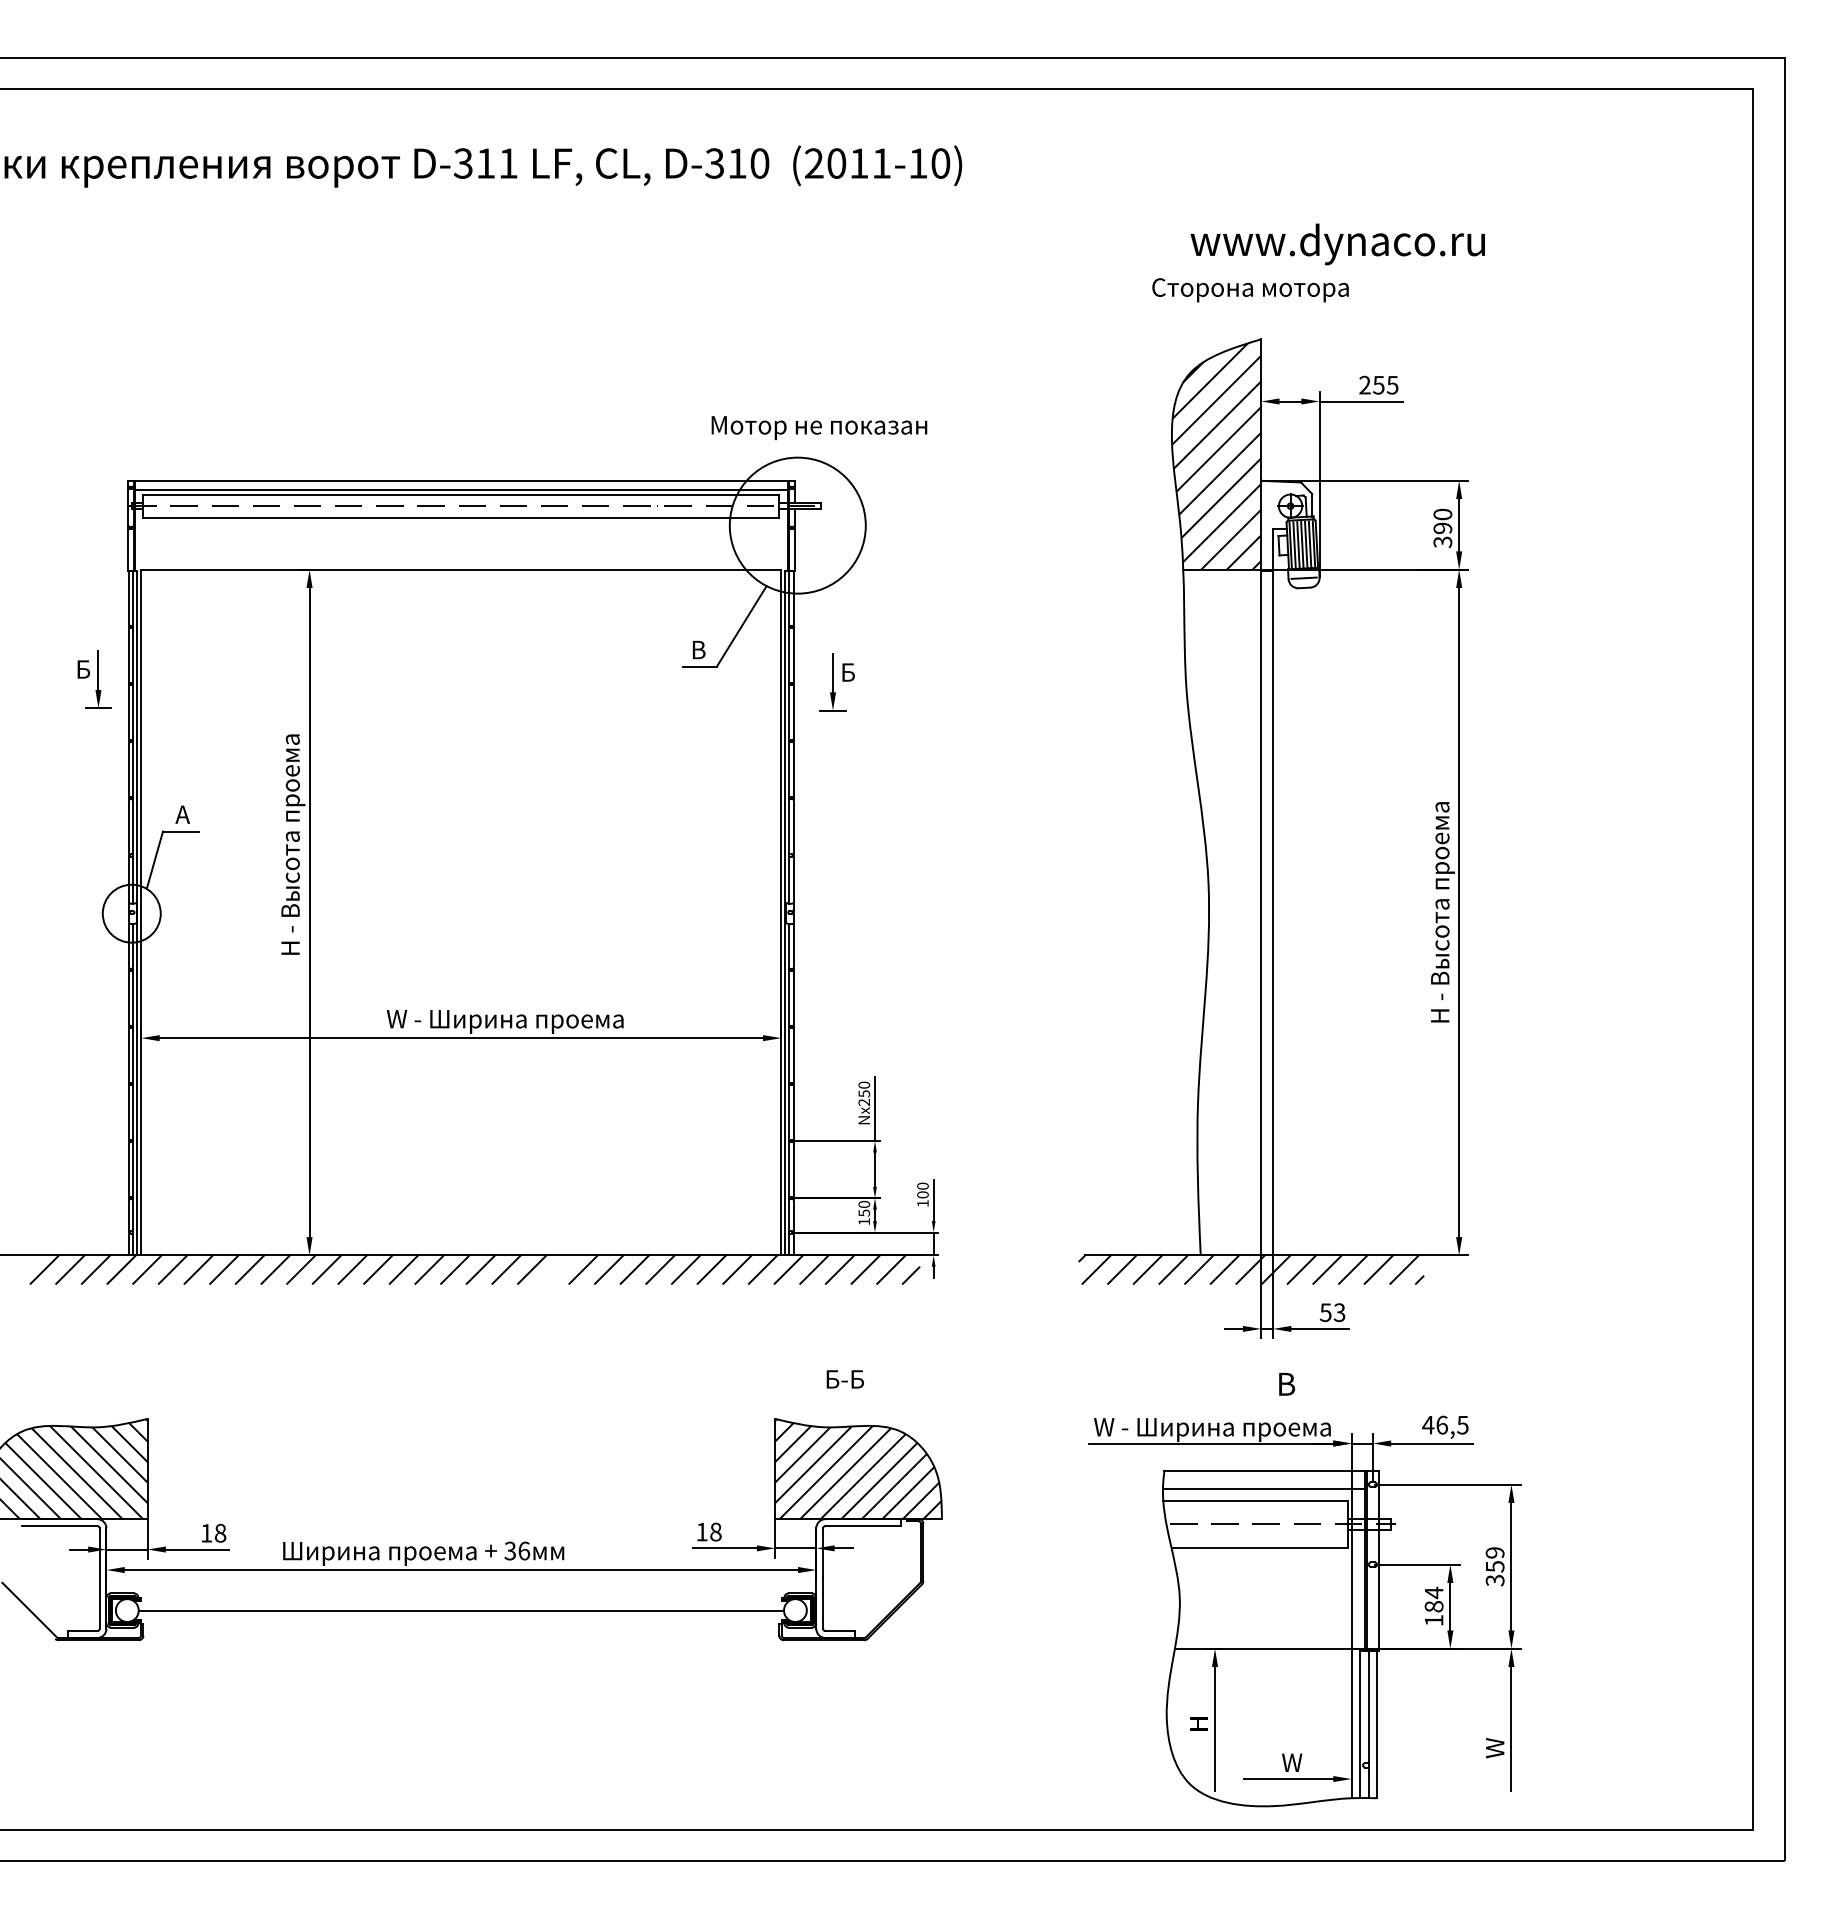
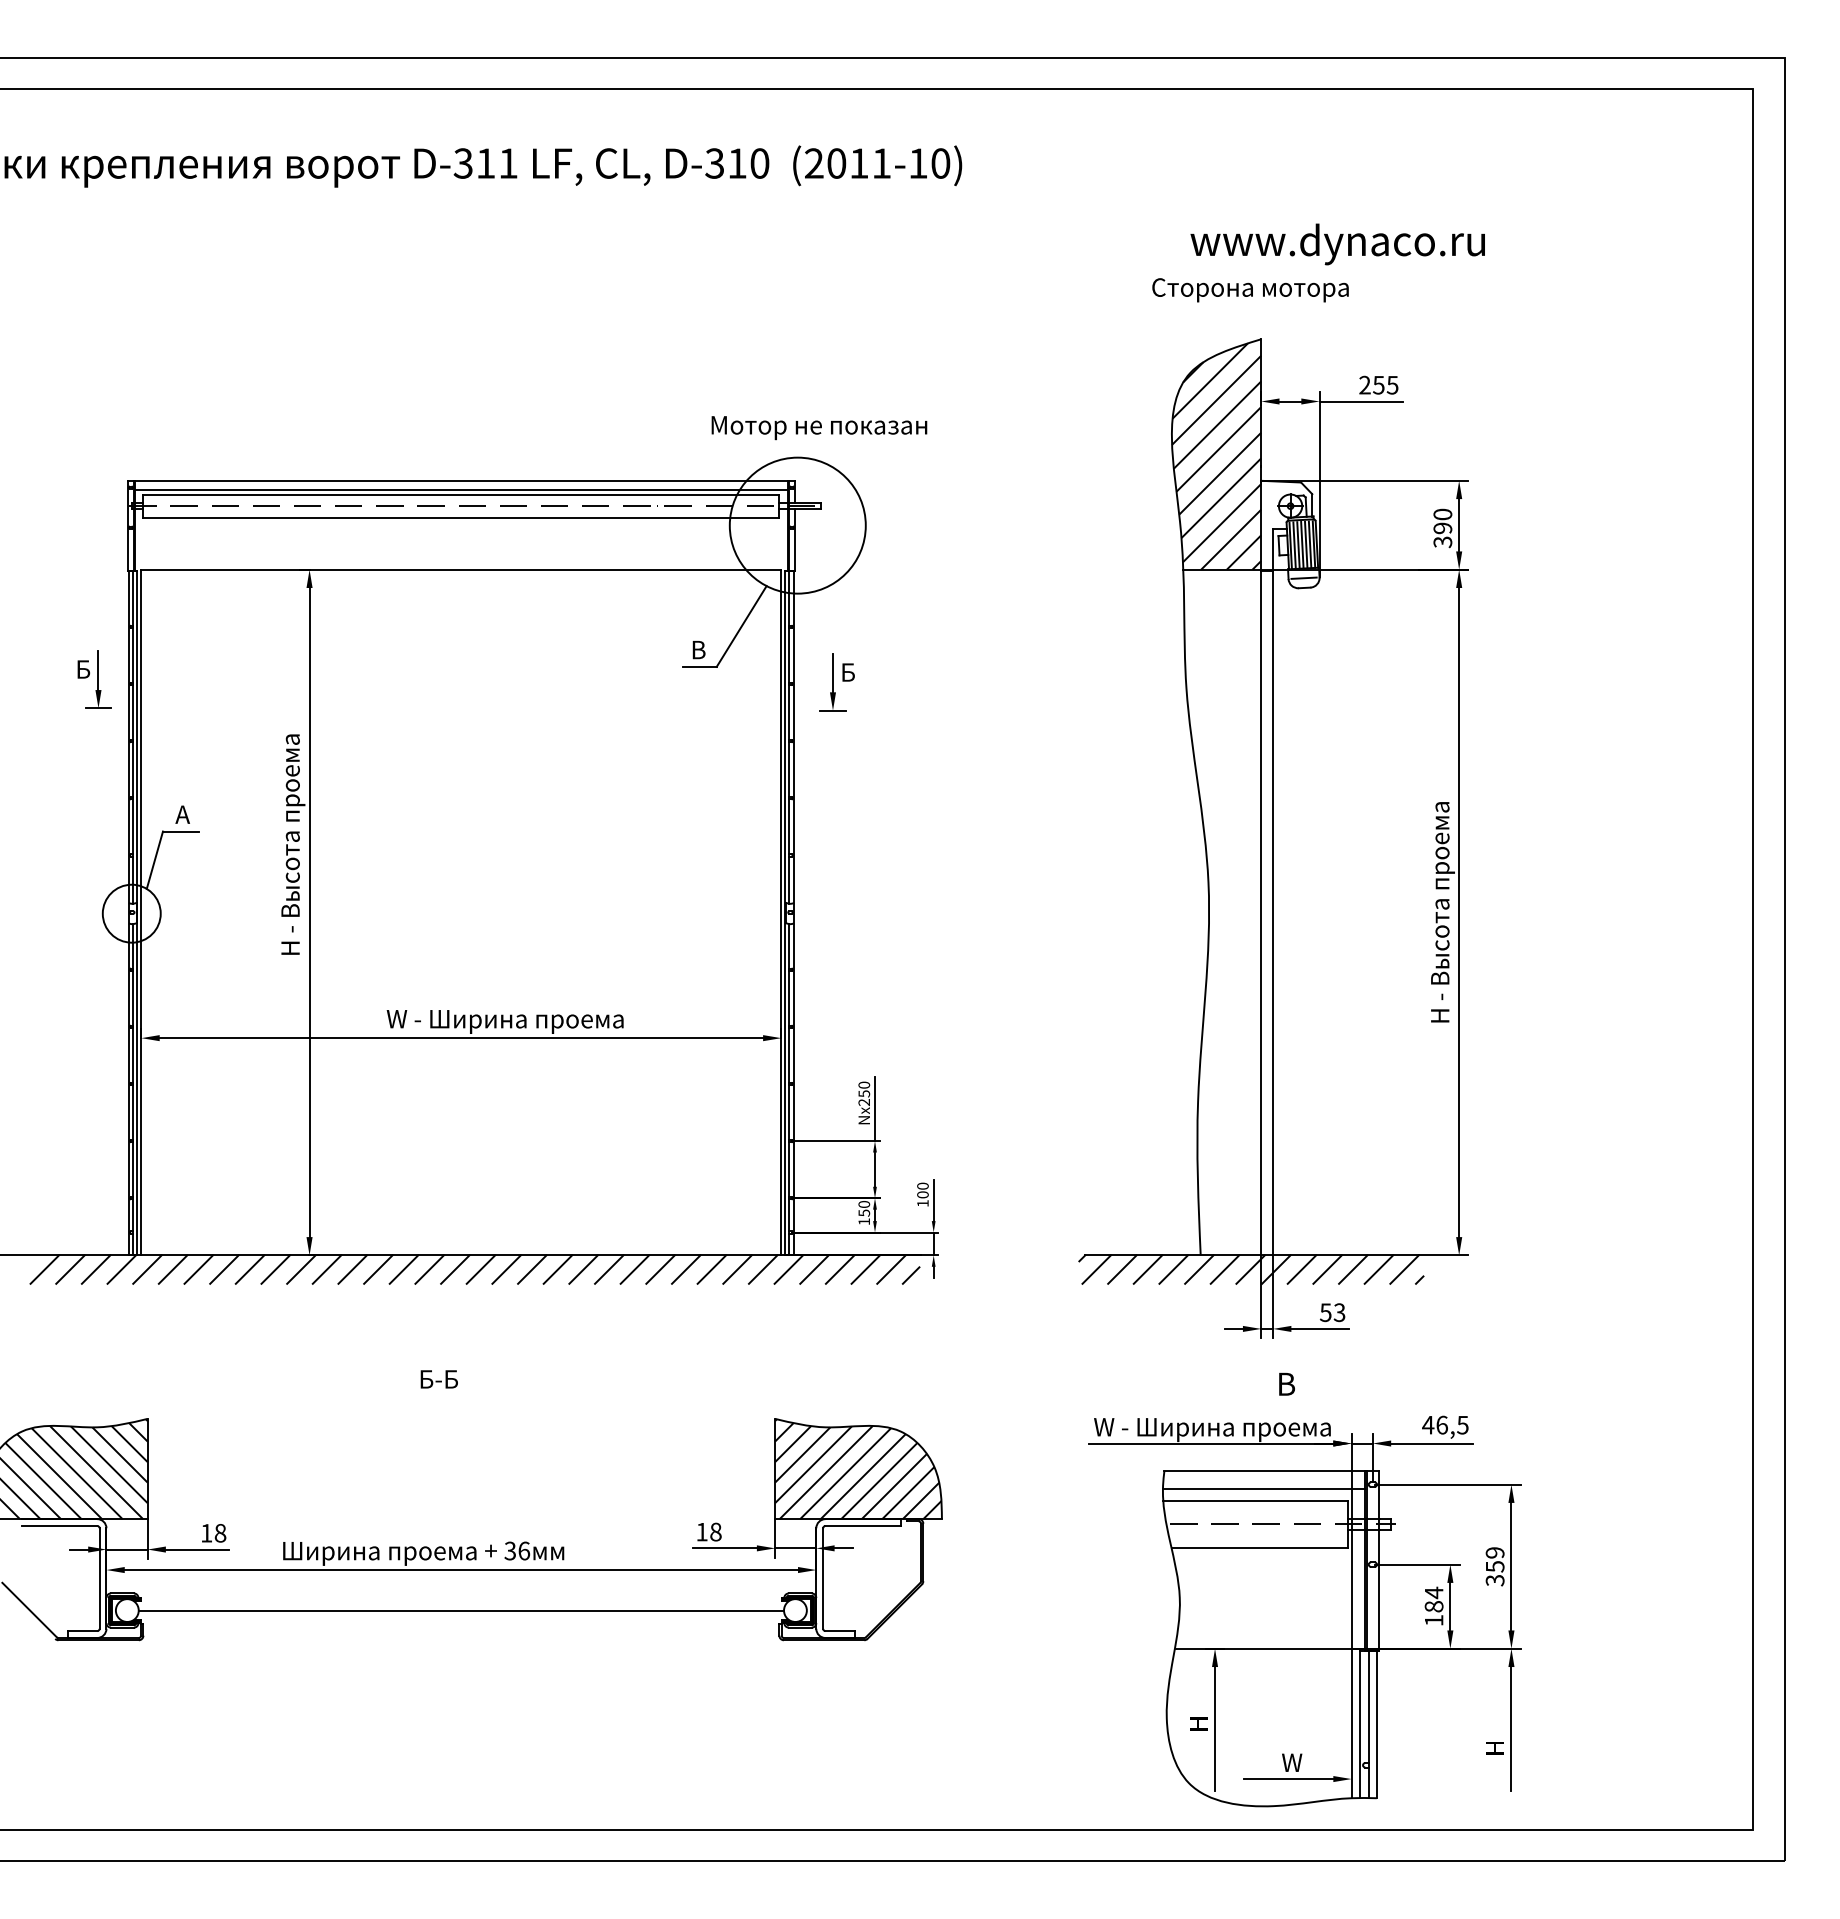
line: none -> present (557, 1269)
text position: (844, 1379) -> (438, 1379) (438, 1379)
text: W -> H (1495, 1748)
